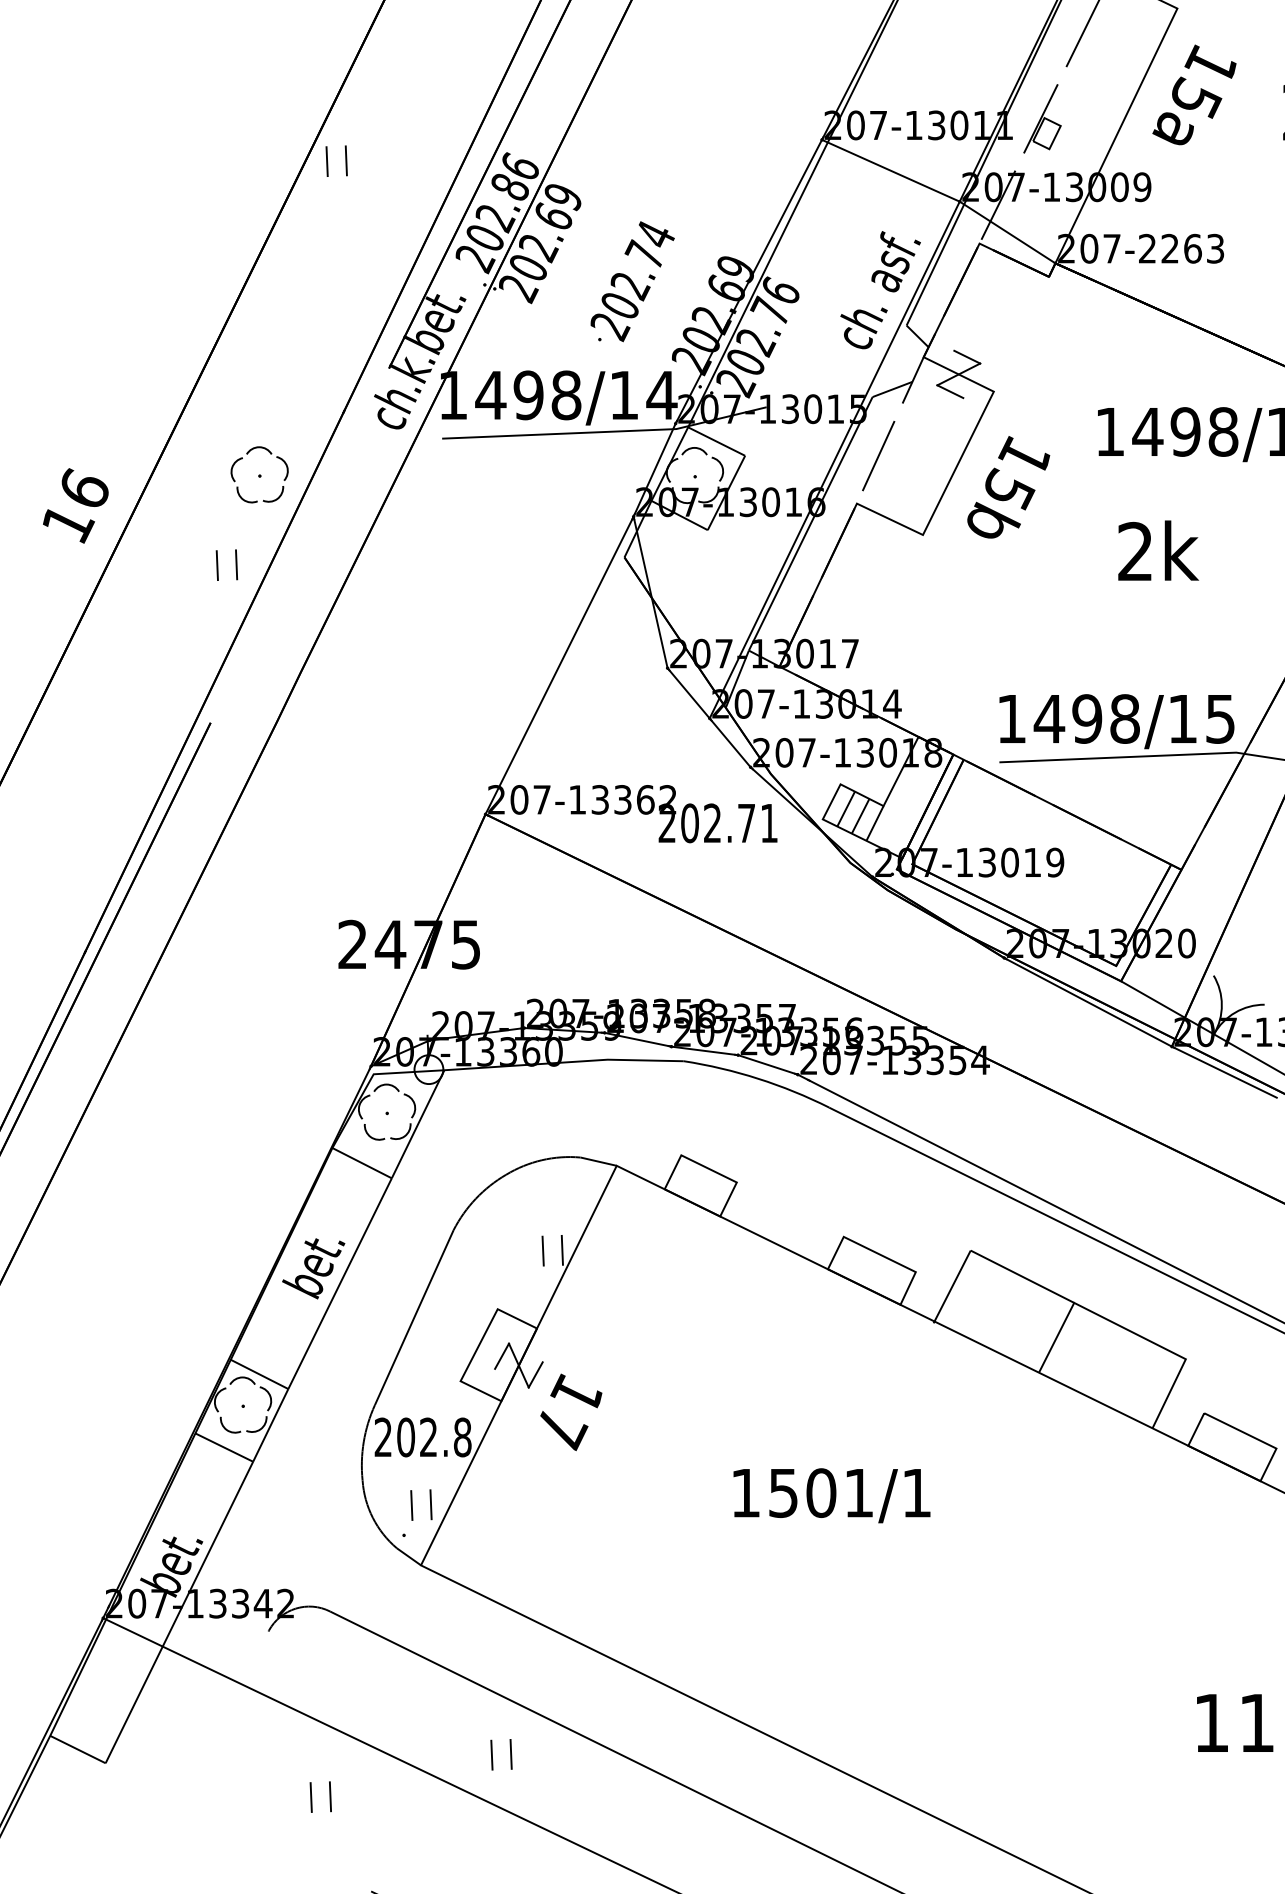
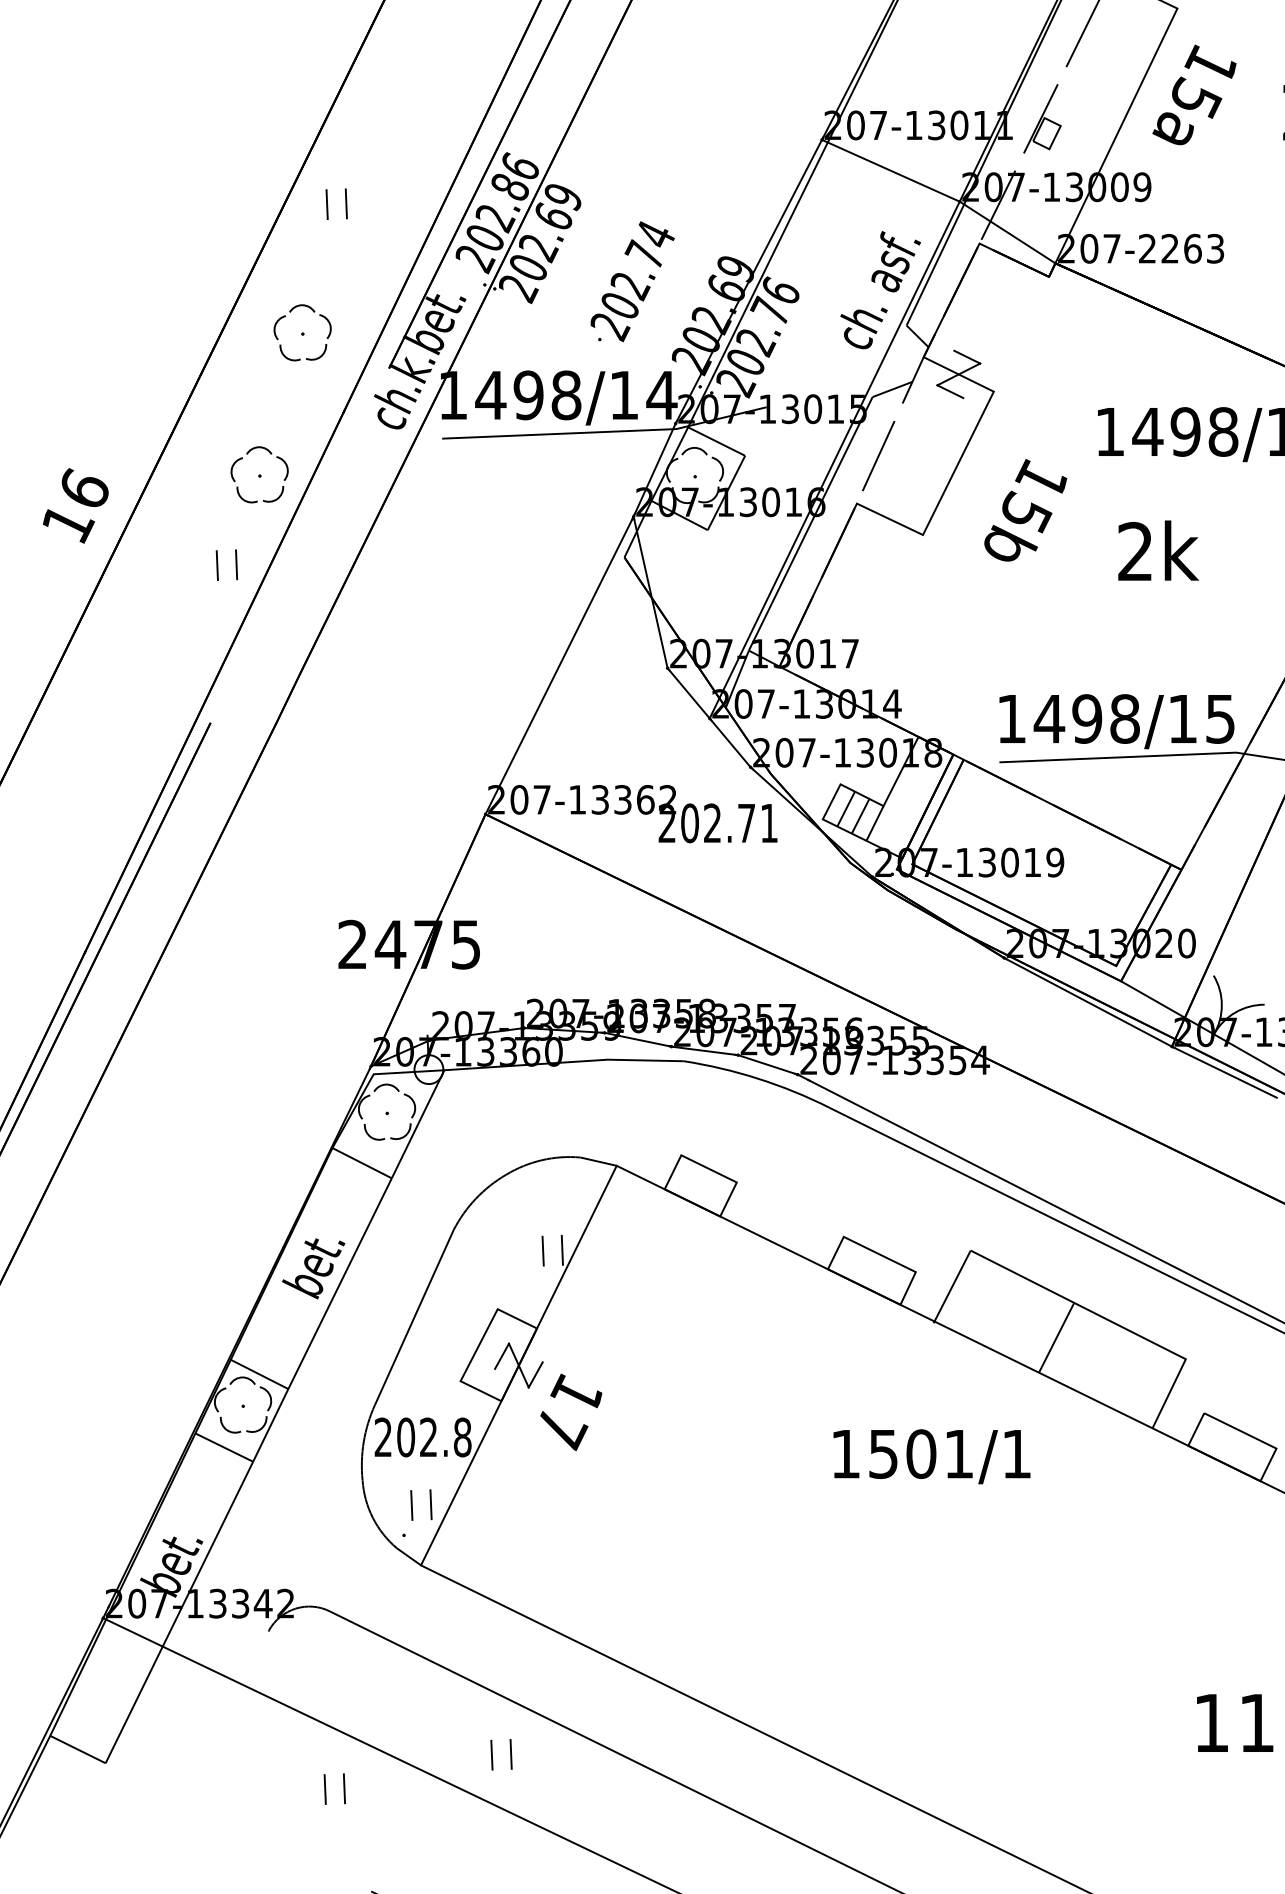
part position: (328, 162) -> (328, 205) (328, 205)
part: none -> present (302, 332)
text position: (1008, 487) -> (1025, 510) (1025, 510)
text position: (831, 1495) -> (931, 1456) (931, 1456)
part position: (312, 1796) -> (326, 1788) (326, 1788)
